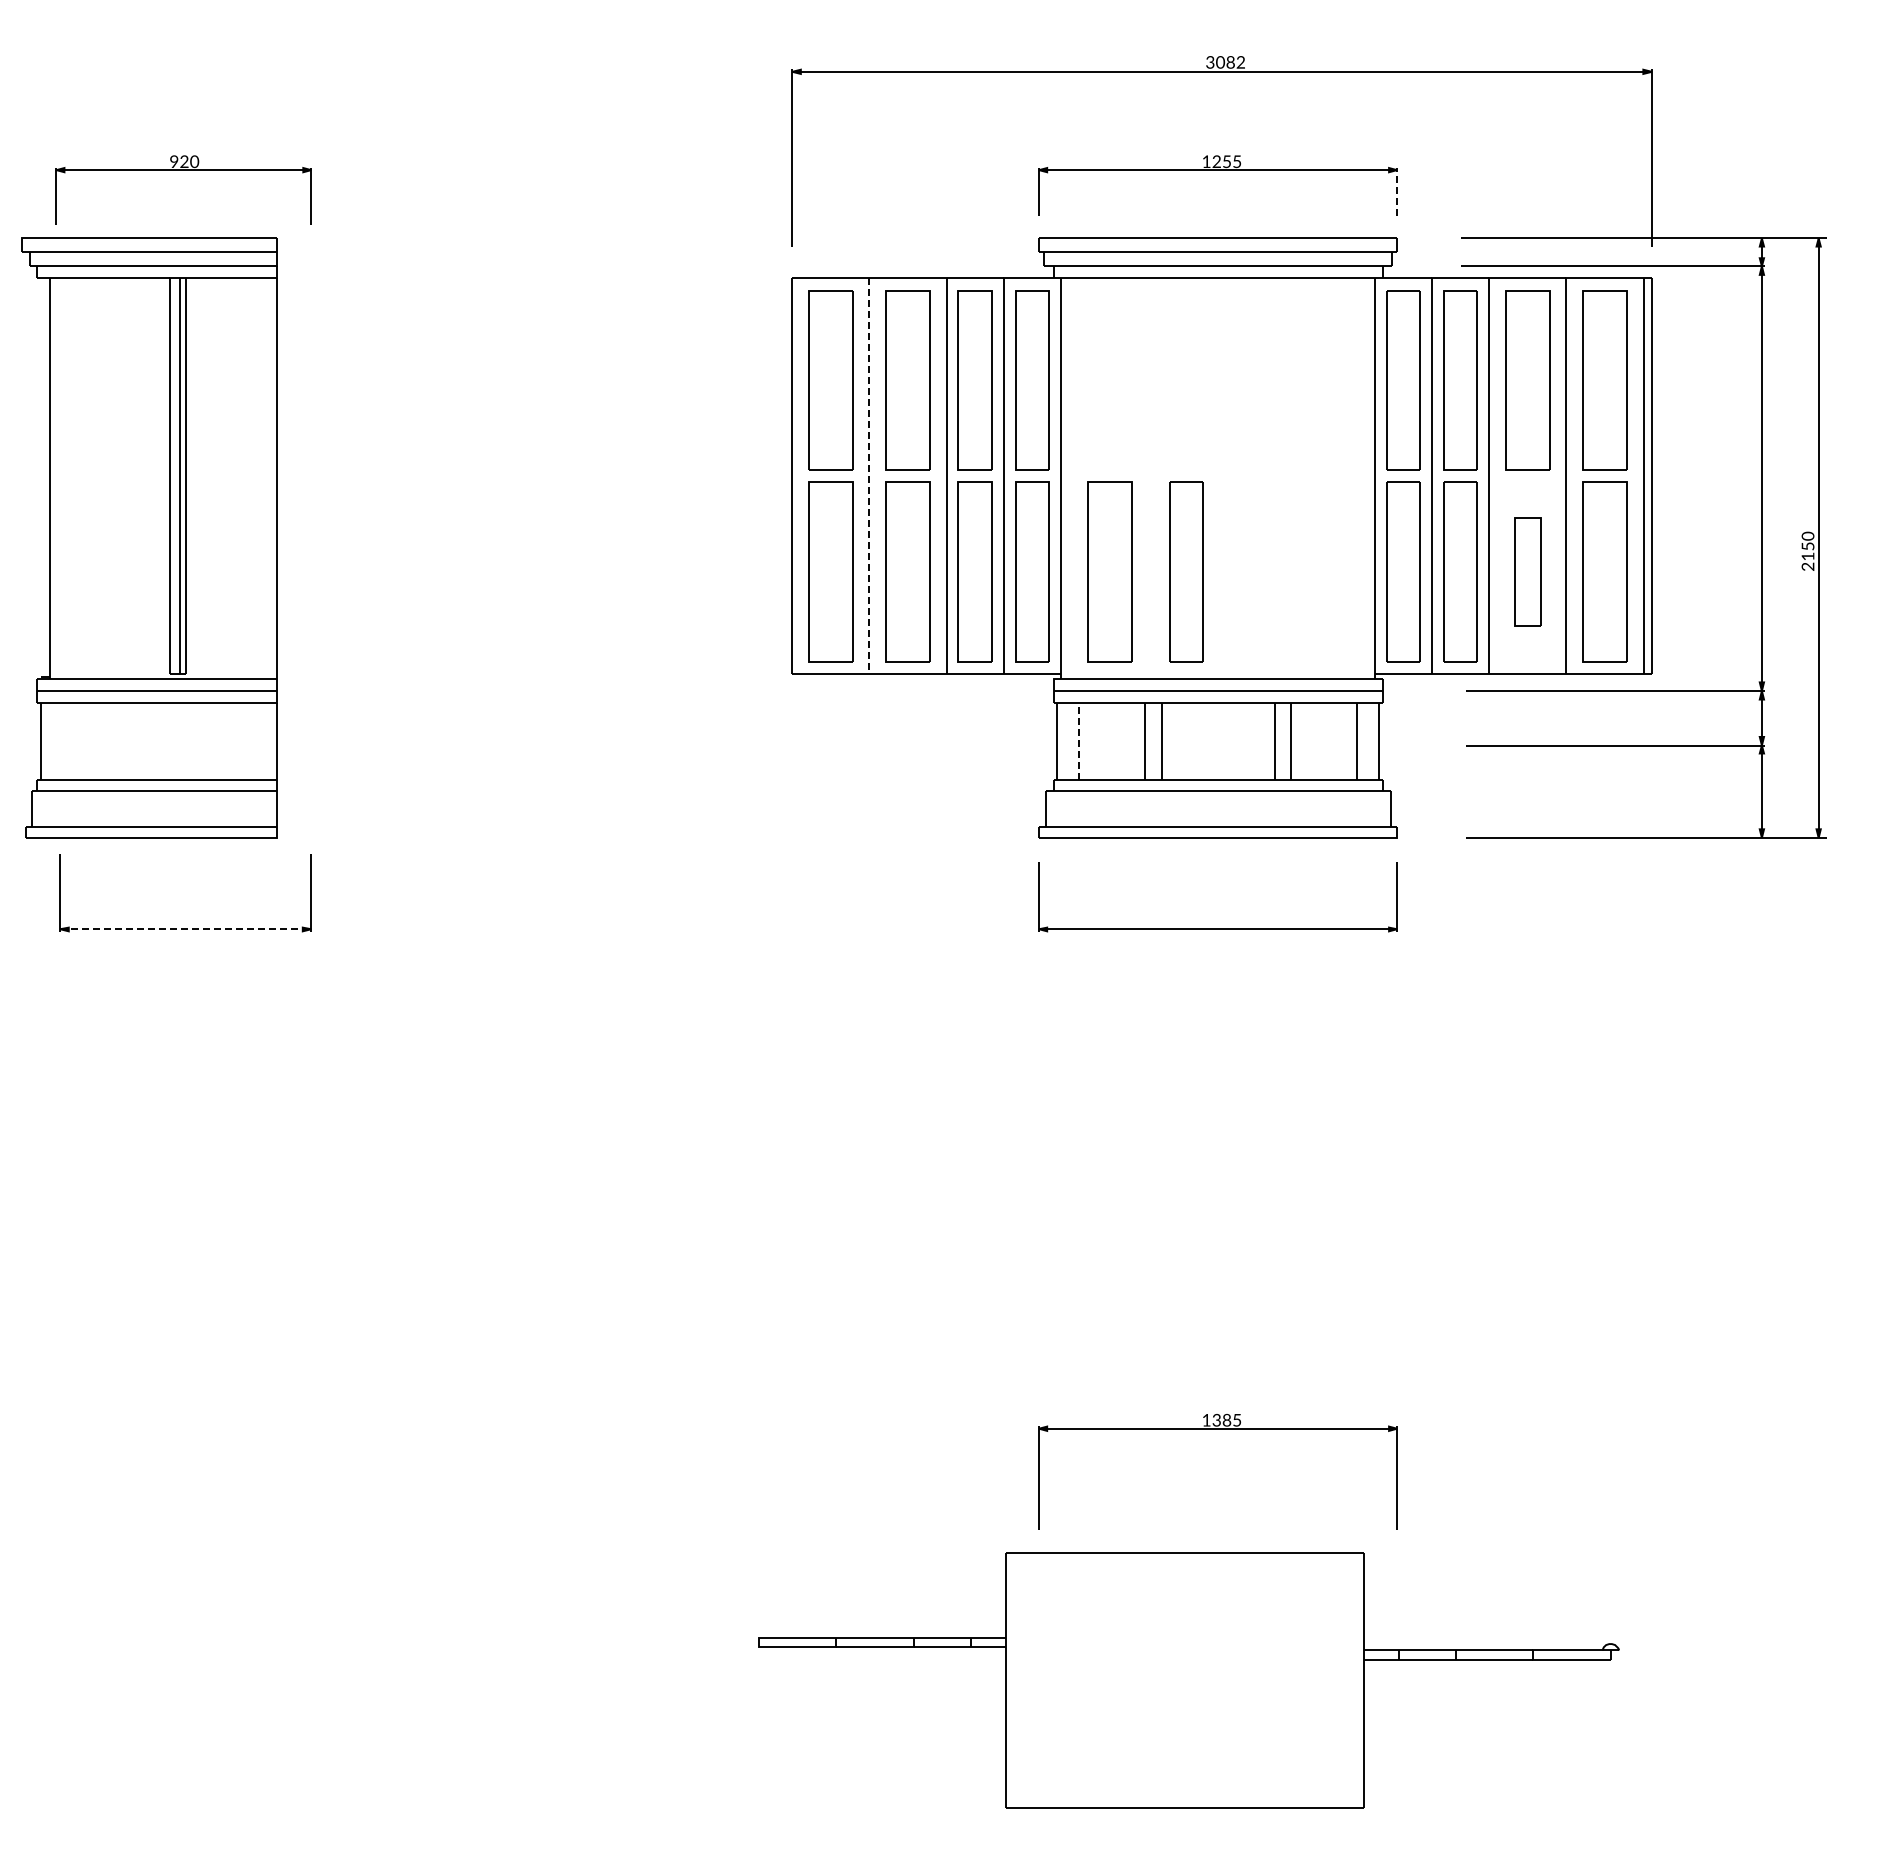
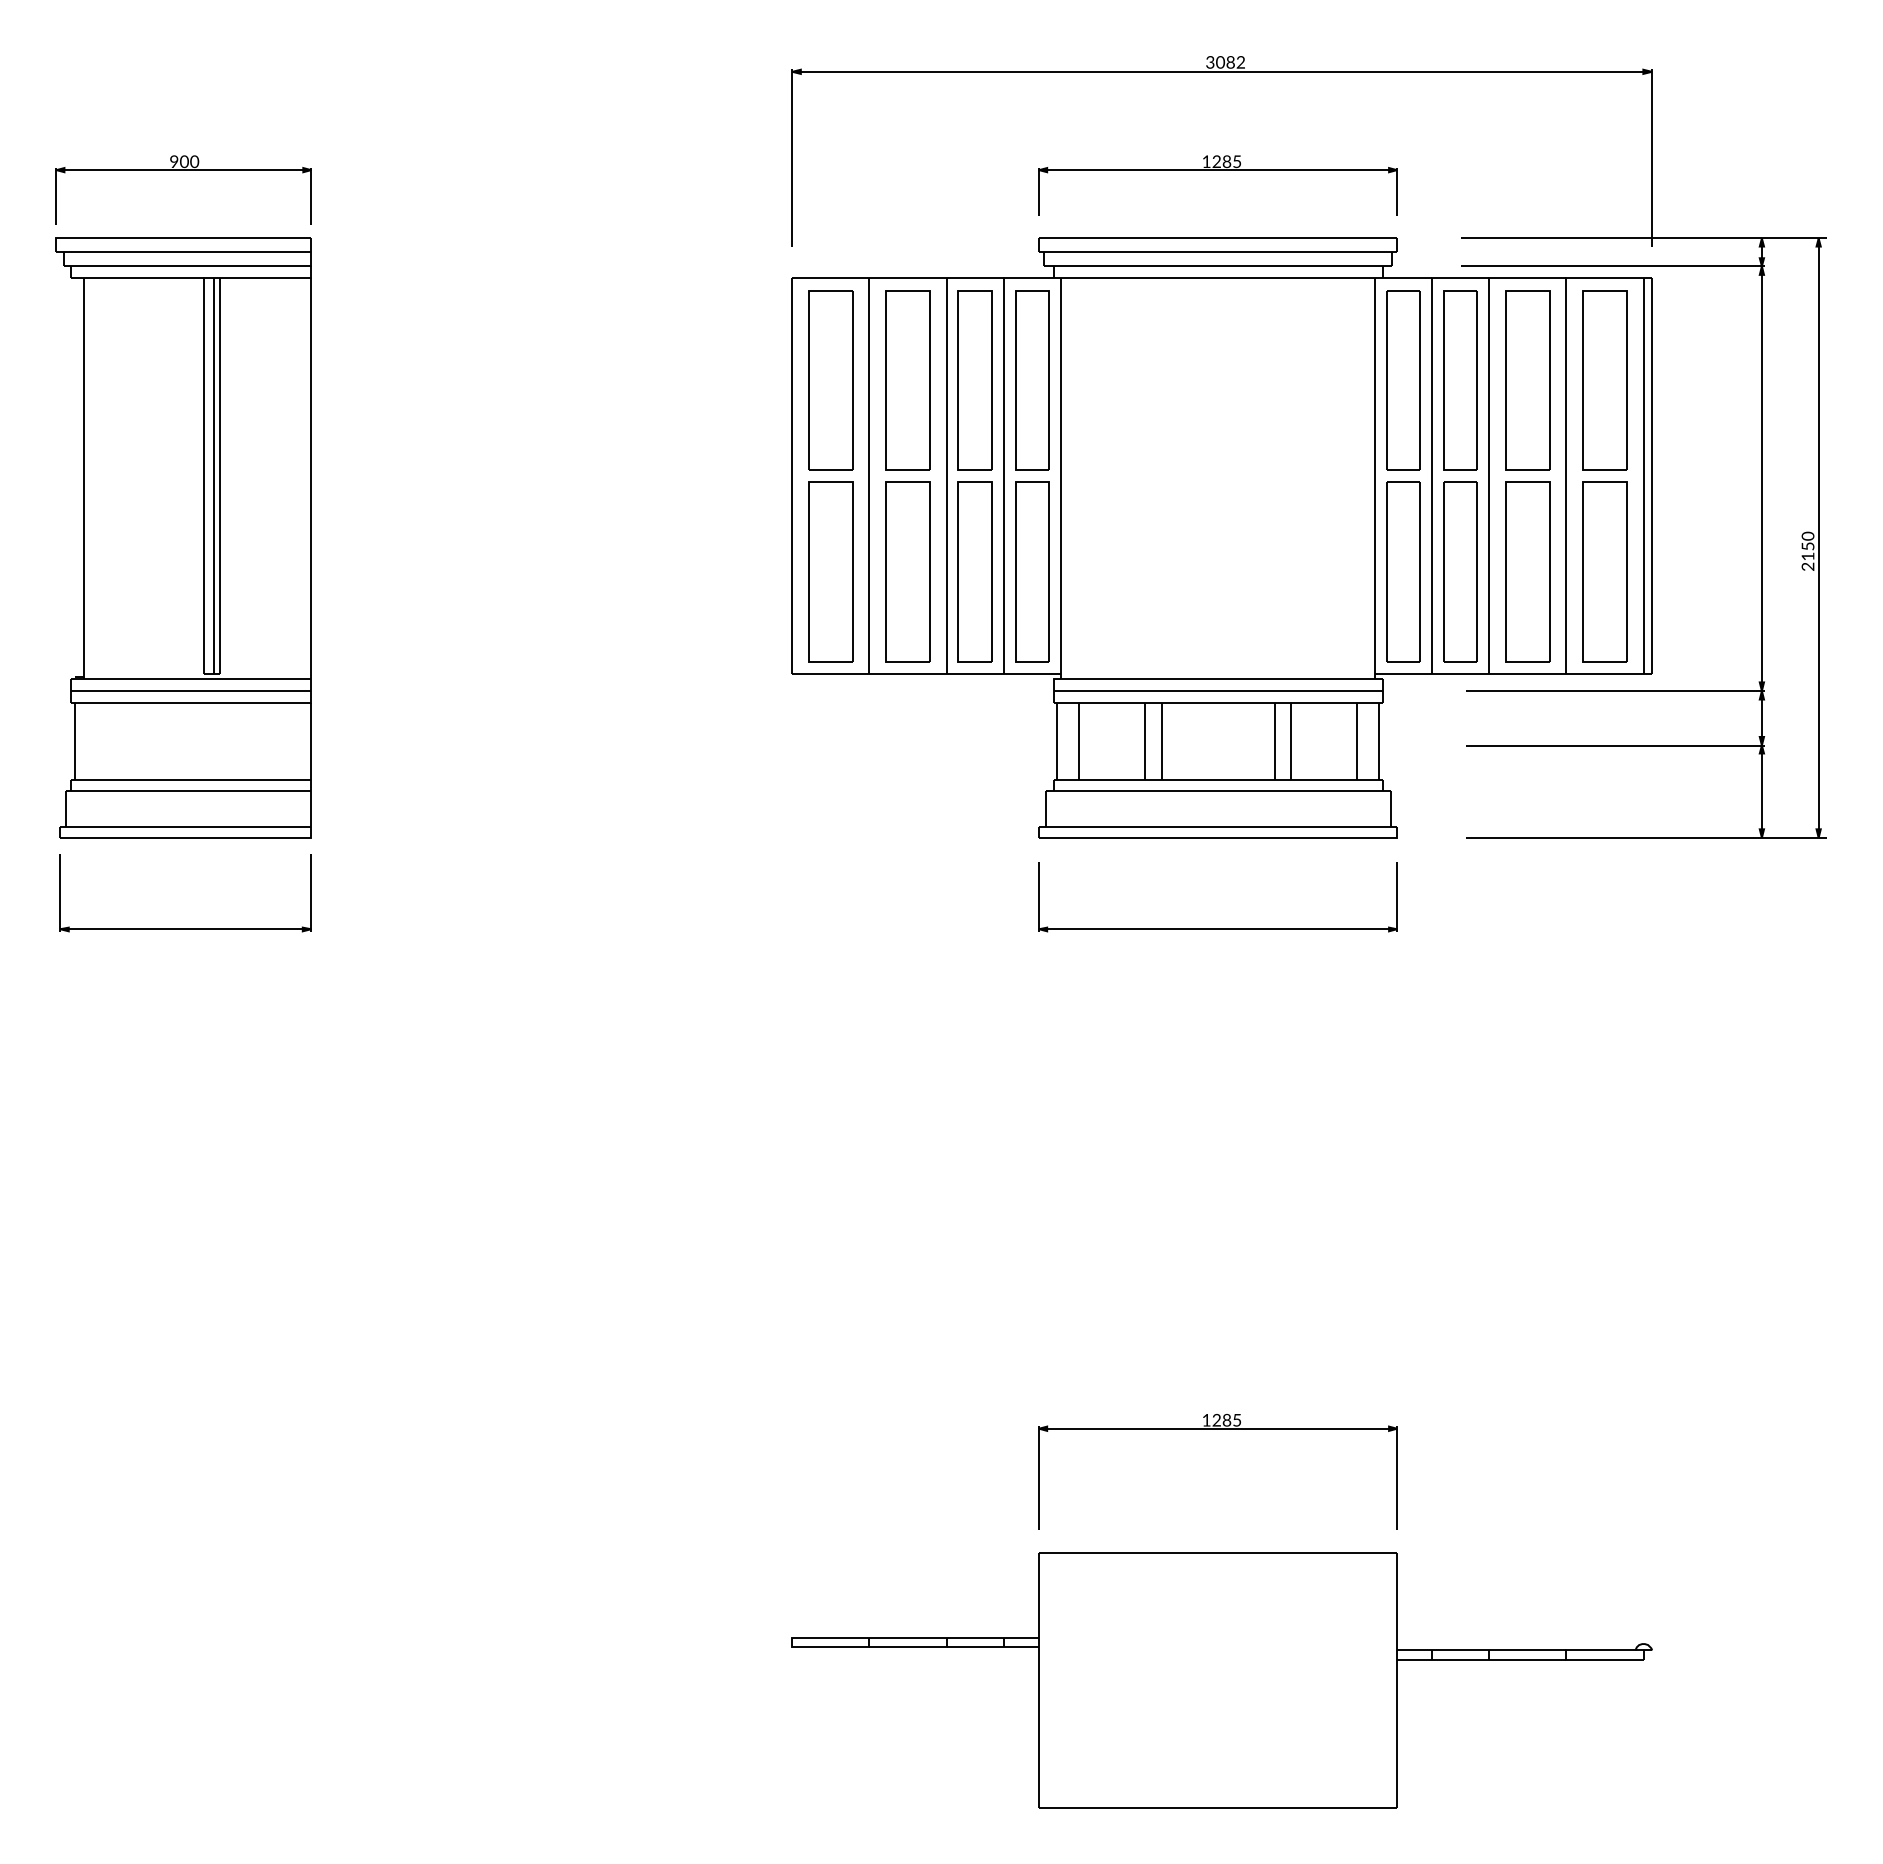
text: 1255 -> 1285 (1226, 161)
text: 920 -> 900 (184, 162)
line: dashed -> solid (1397, 191)
line: dashed -> solid (869, 476)
part position: (149, 537) -> (183, 537) (183, 537)
part: present -> none (1109, 571)
part: present -> none (1186, 571)
part size: 28x110 px -> 46x182 px (1527, 571)
line: dashed -> solid (1079, 740)
line: dashed -> solid (185, 929)
text: 1385 -> 1285 (1216, 1422)
part position: (1188, 1680) -> (1221, 1680) (1221, 1680)
